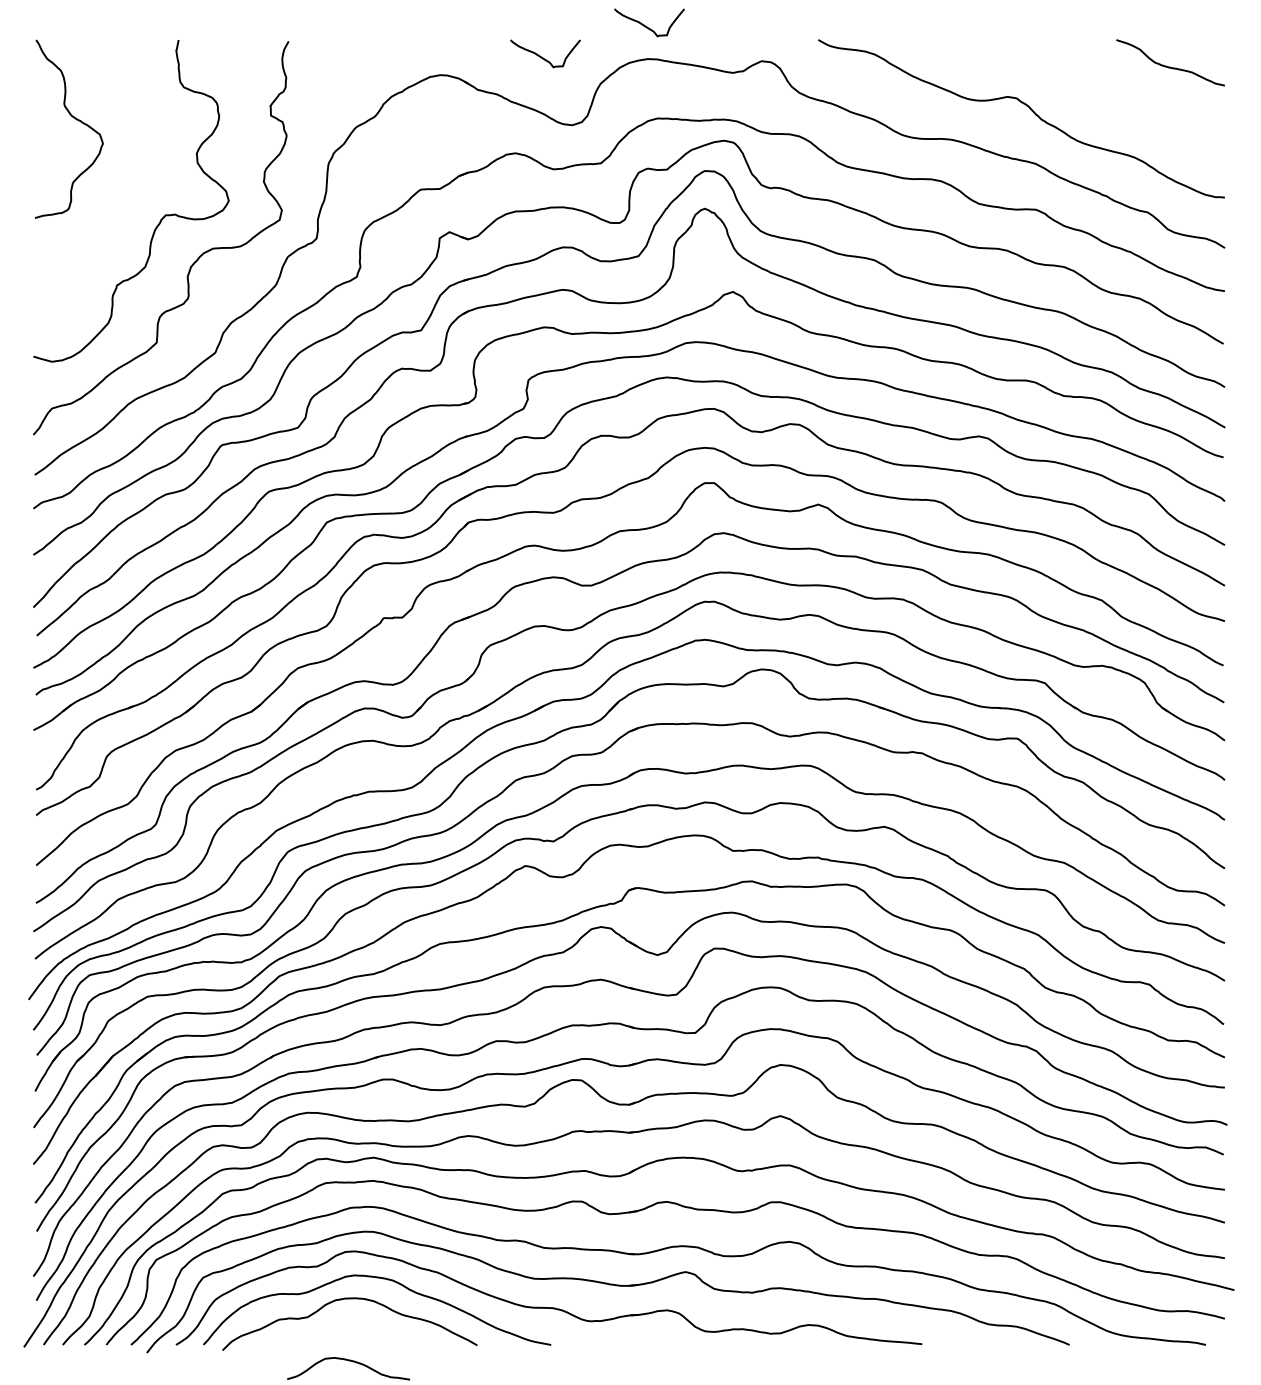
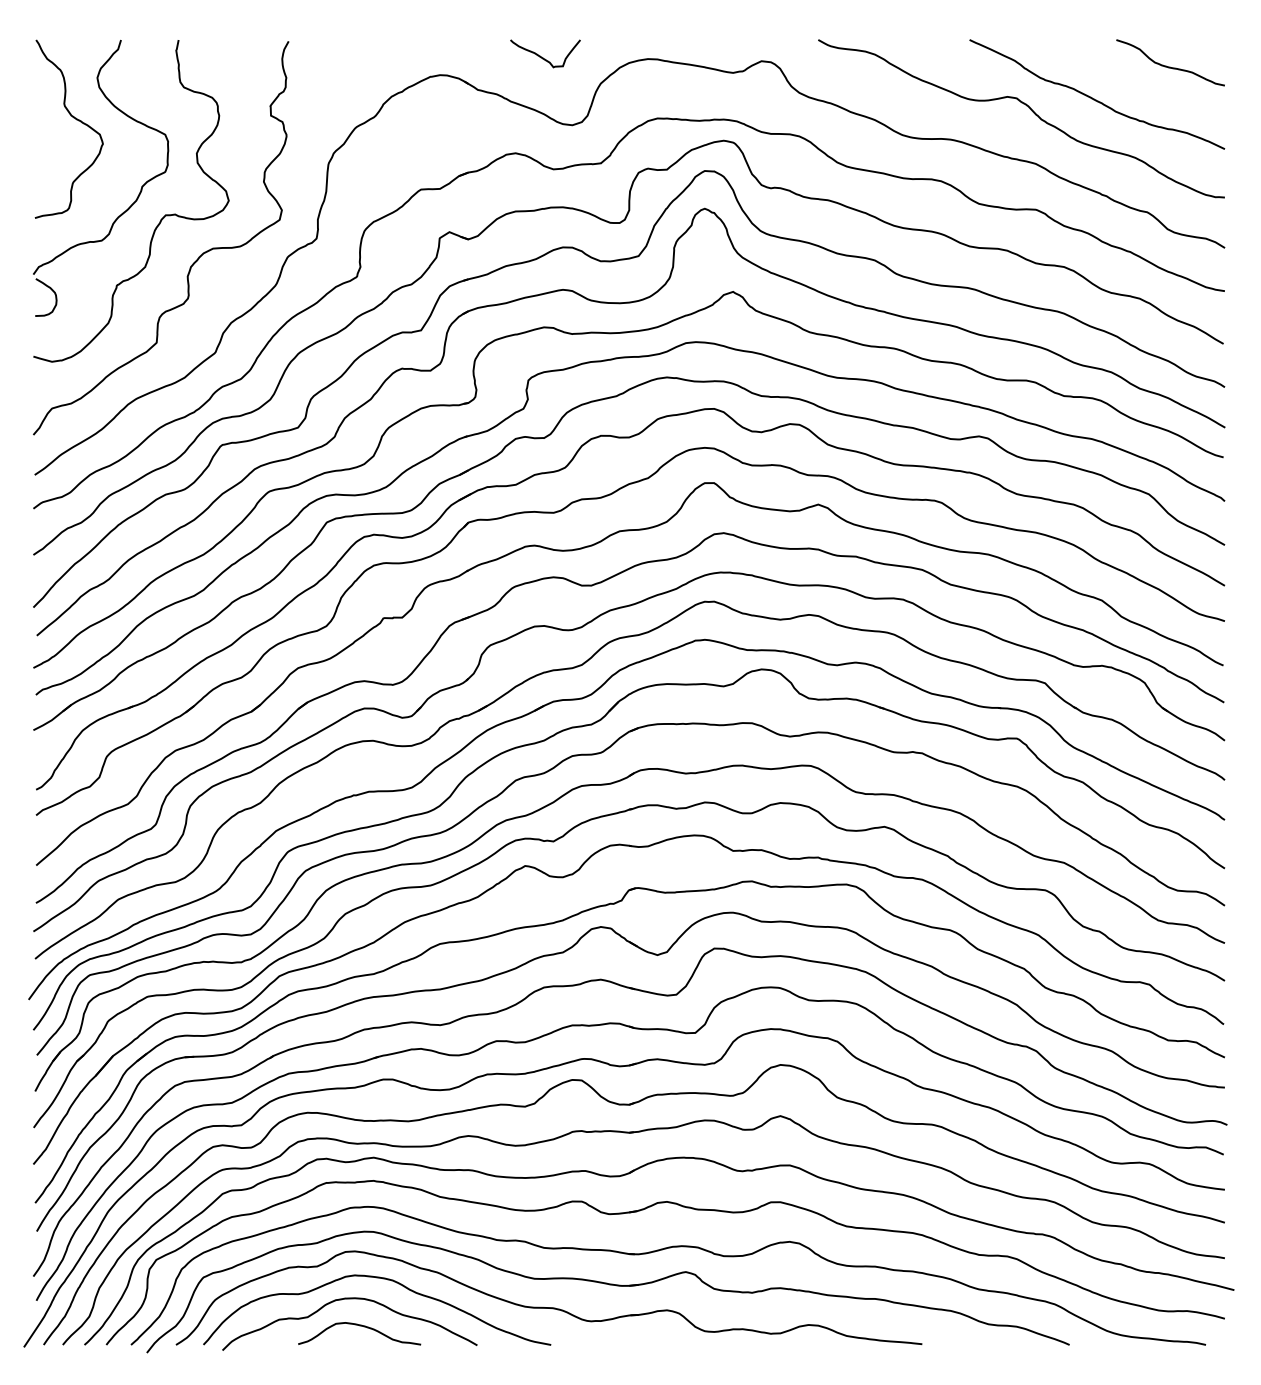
curve: present -> none (647, 26)
curve: none -> present (1094, 98)
part: none -> present (130, 205)
curve position: (348, 1361) -> (359, 1326) (359, 1326)
